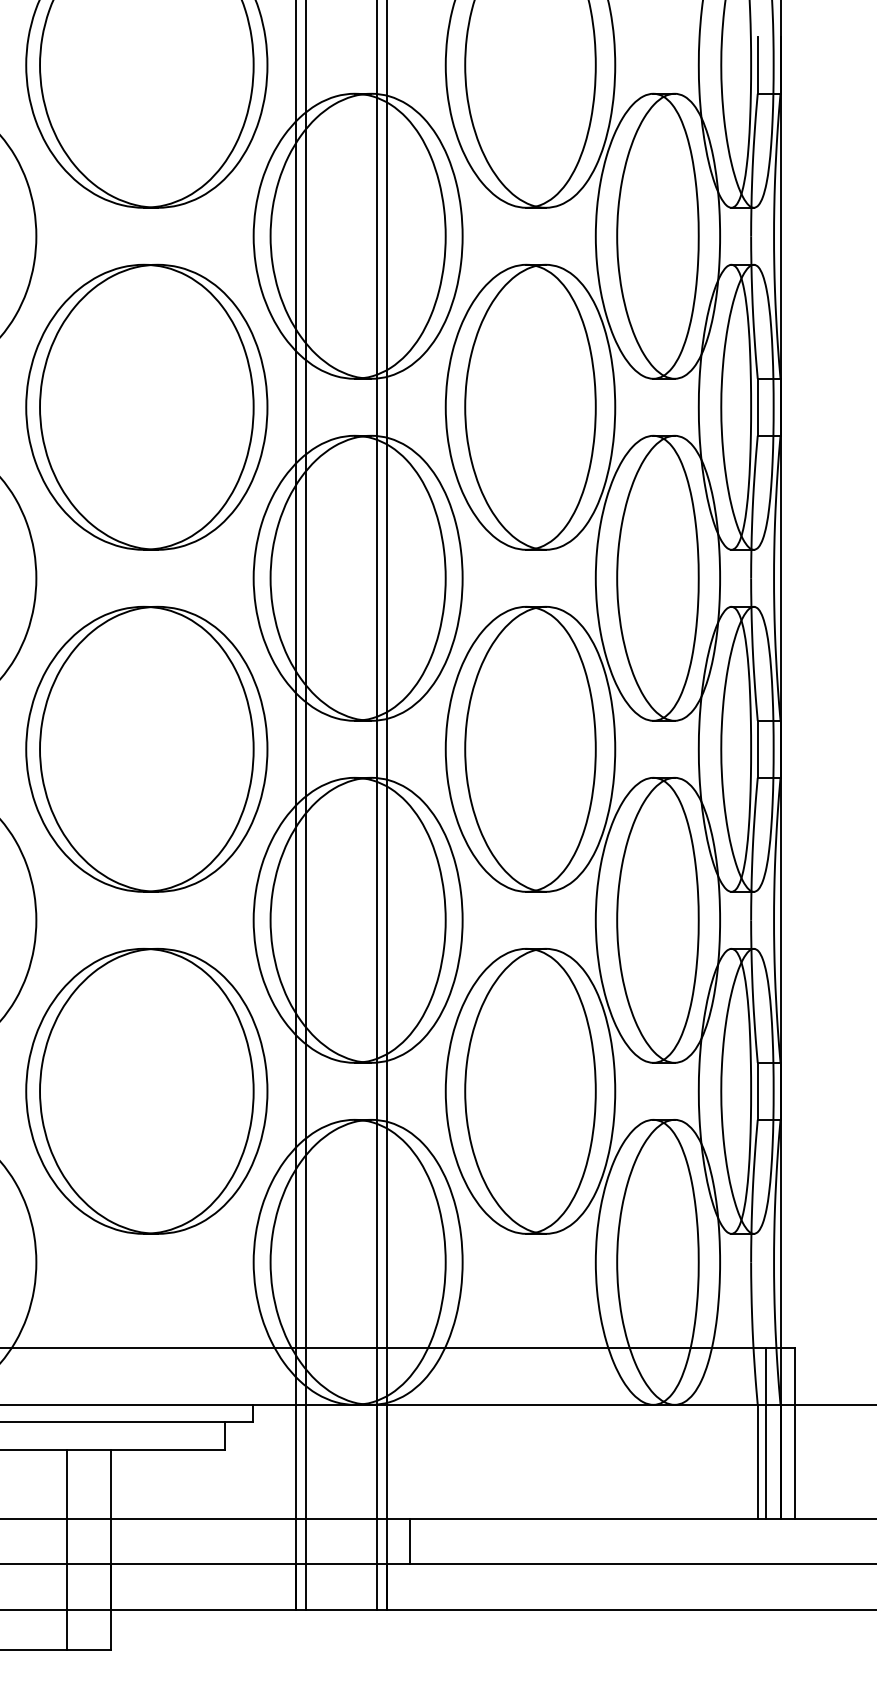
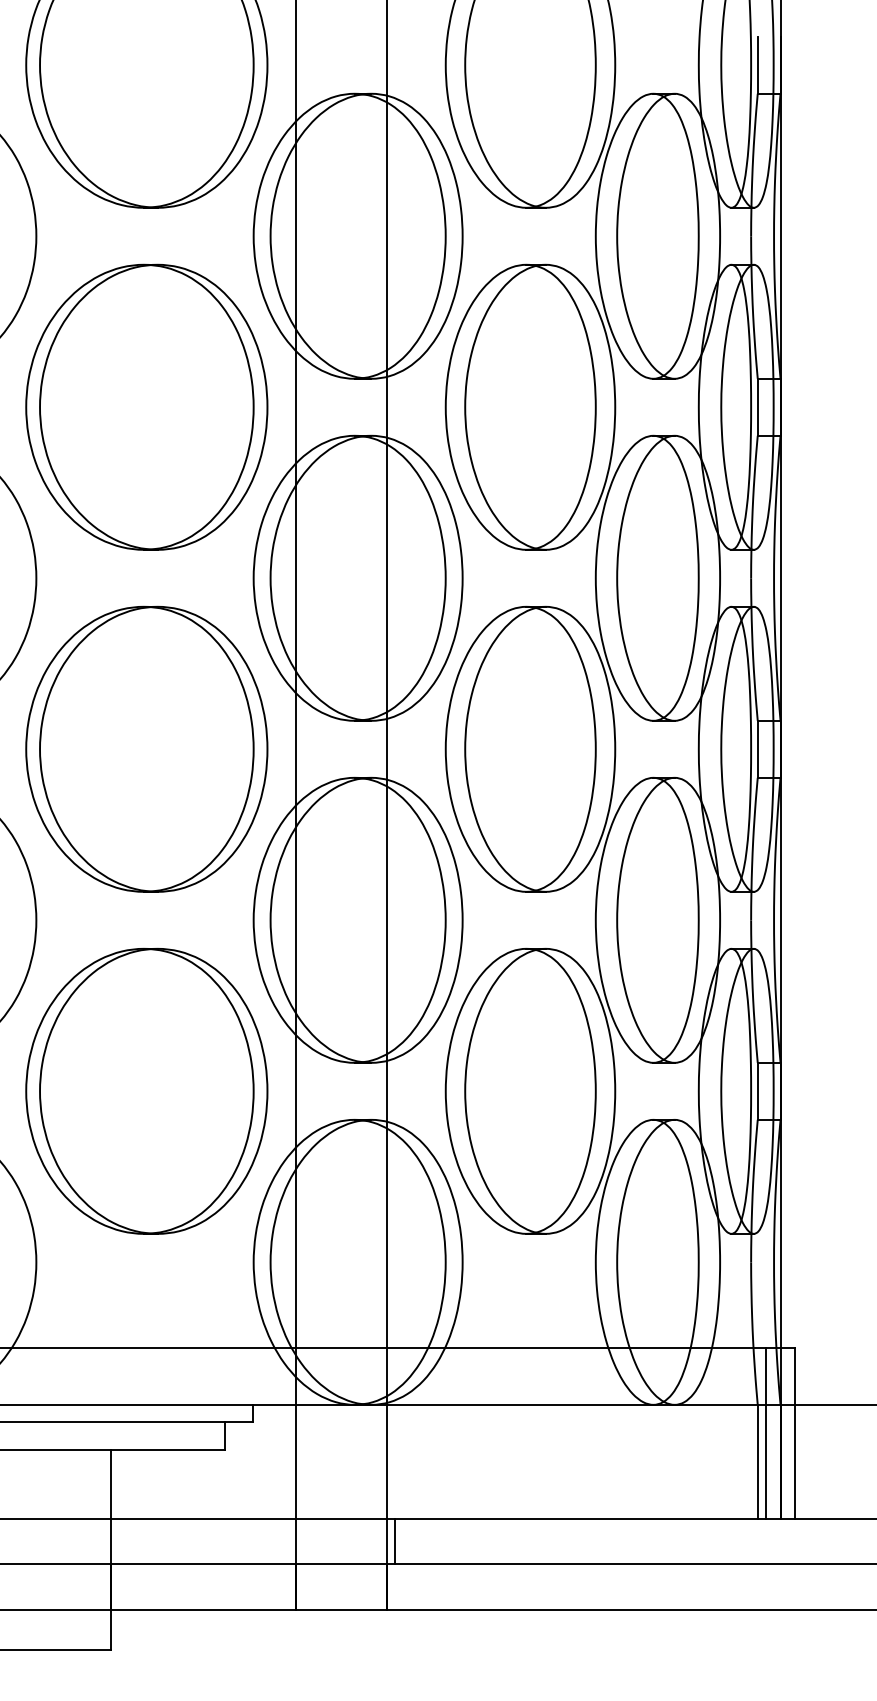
line: present -> none (306, 806)
line: present -> none (376, 806)
line position: (410, 1541) -> (395, 1541) (395, 1541)
line: present -> none (66, 1549)
